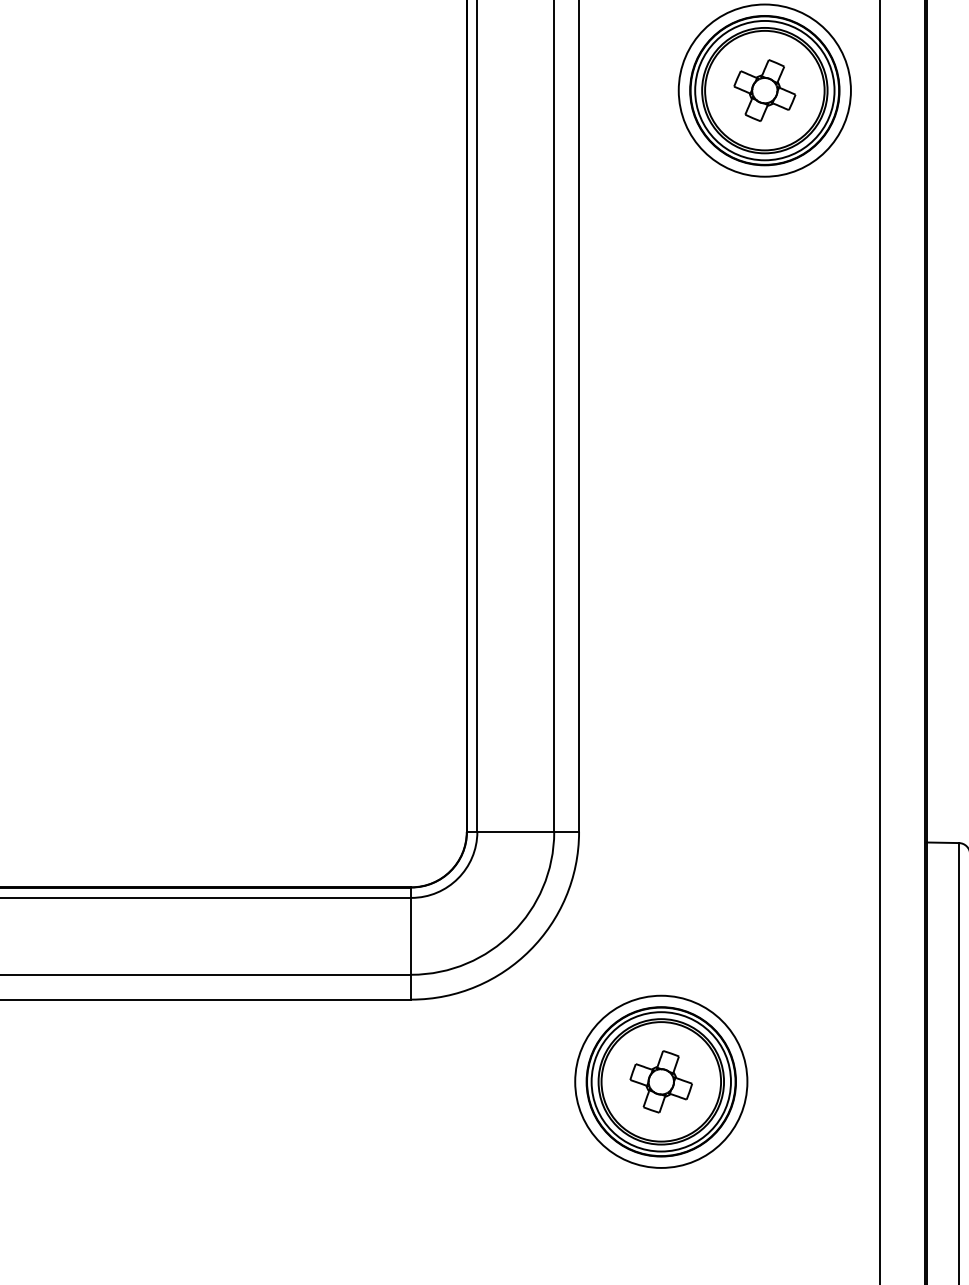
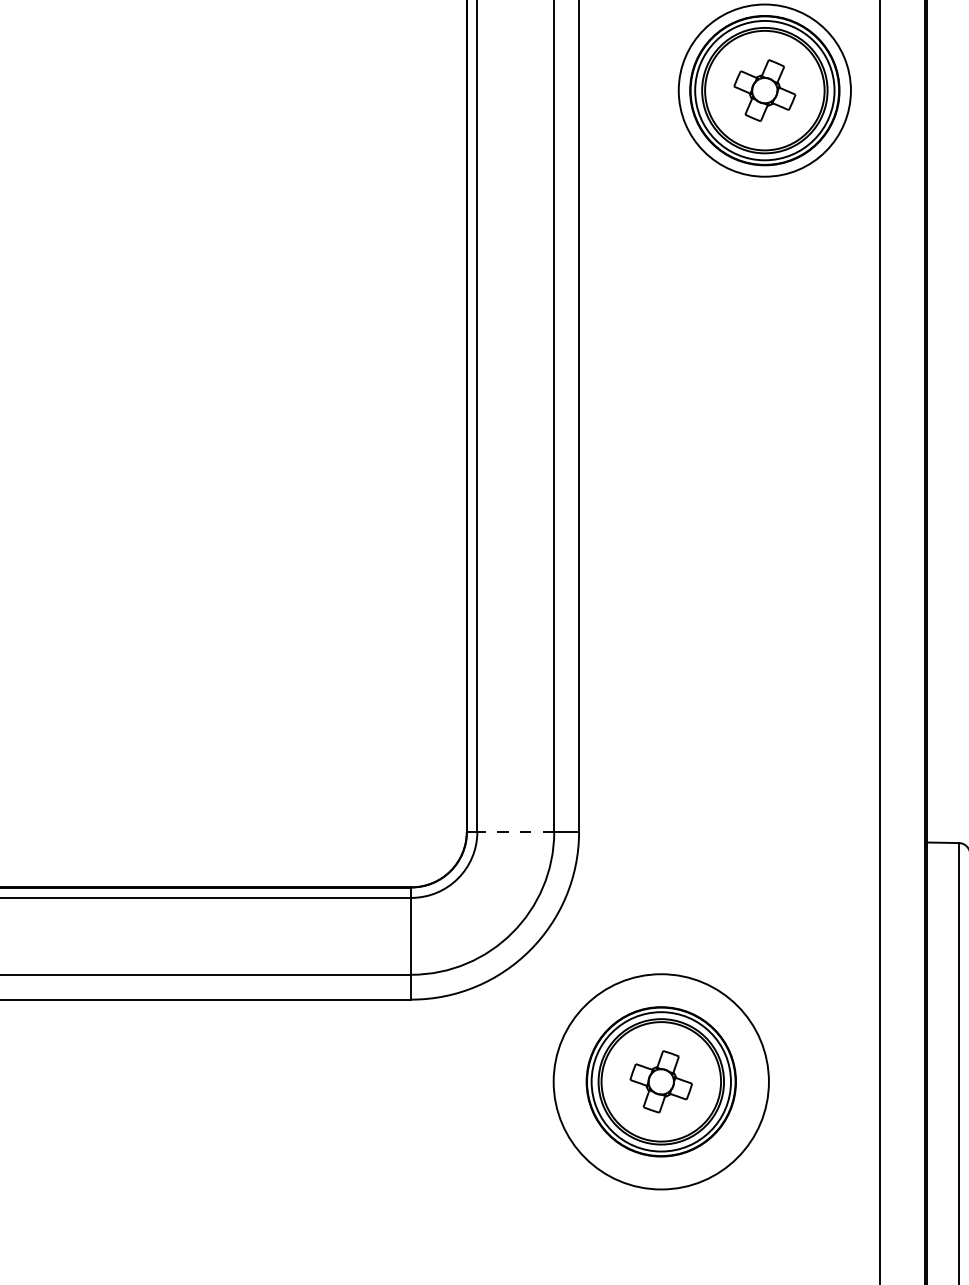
line: solid -> dashed (515, 831)
circle diameter: 172 px -> 215 px (660, 1081)
